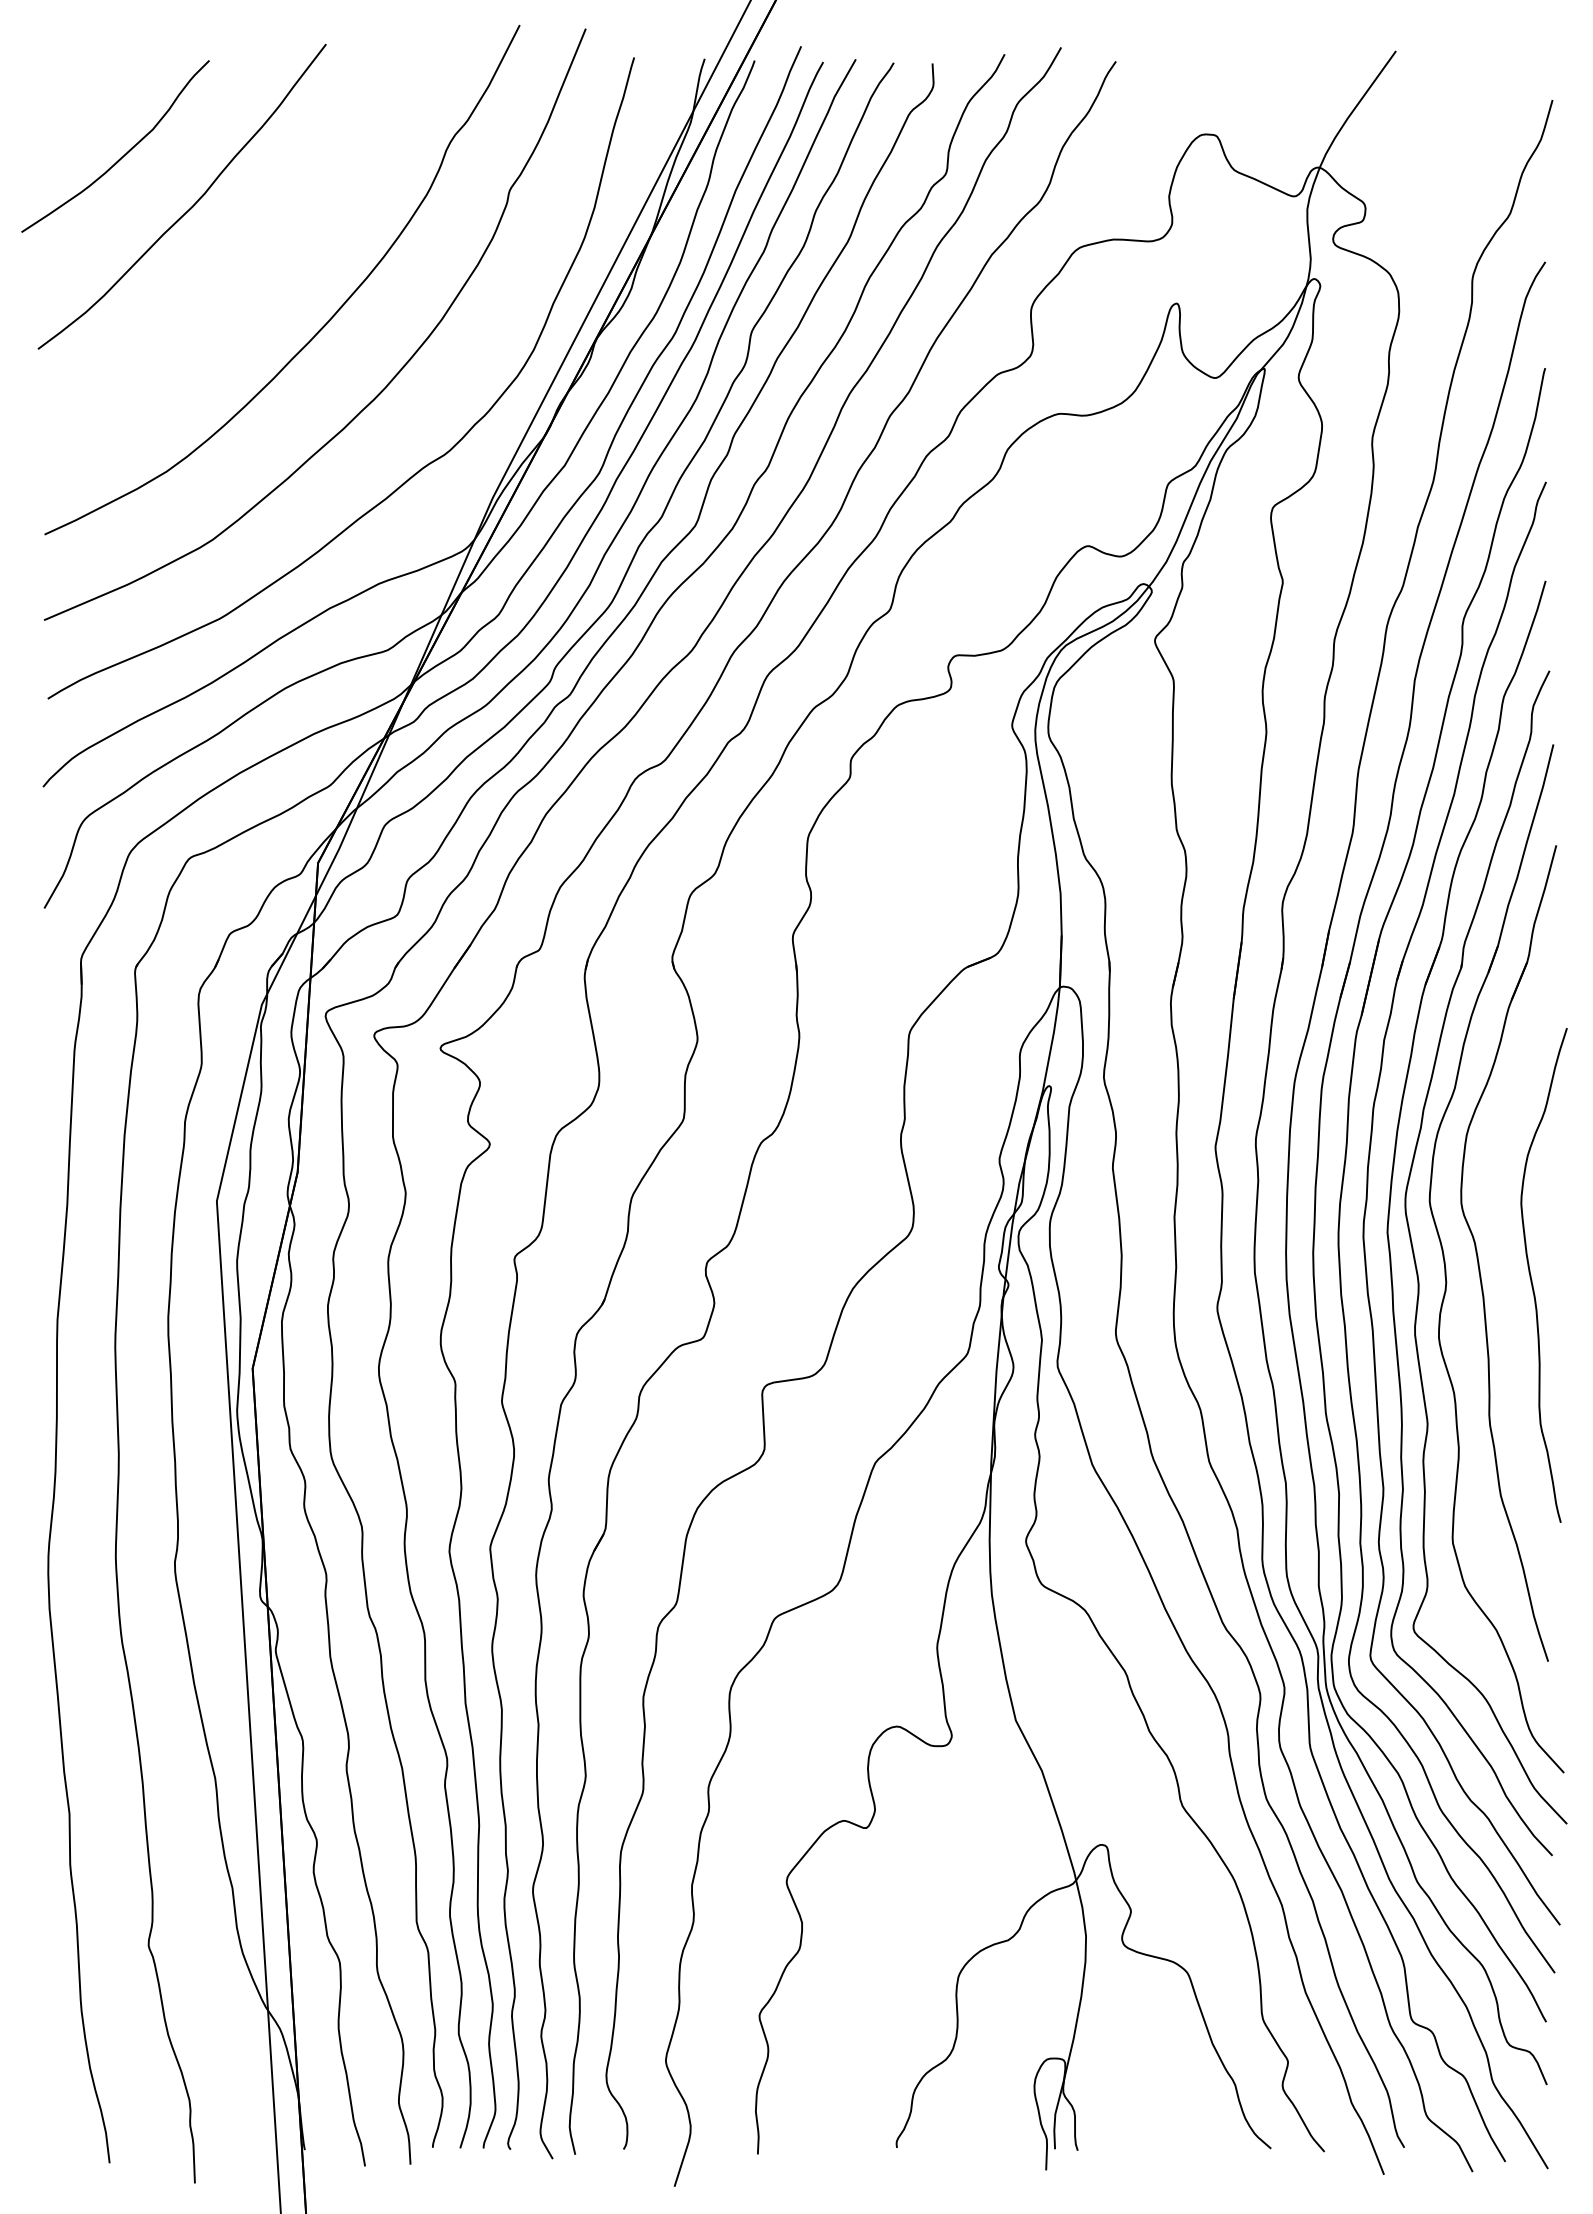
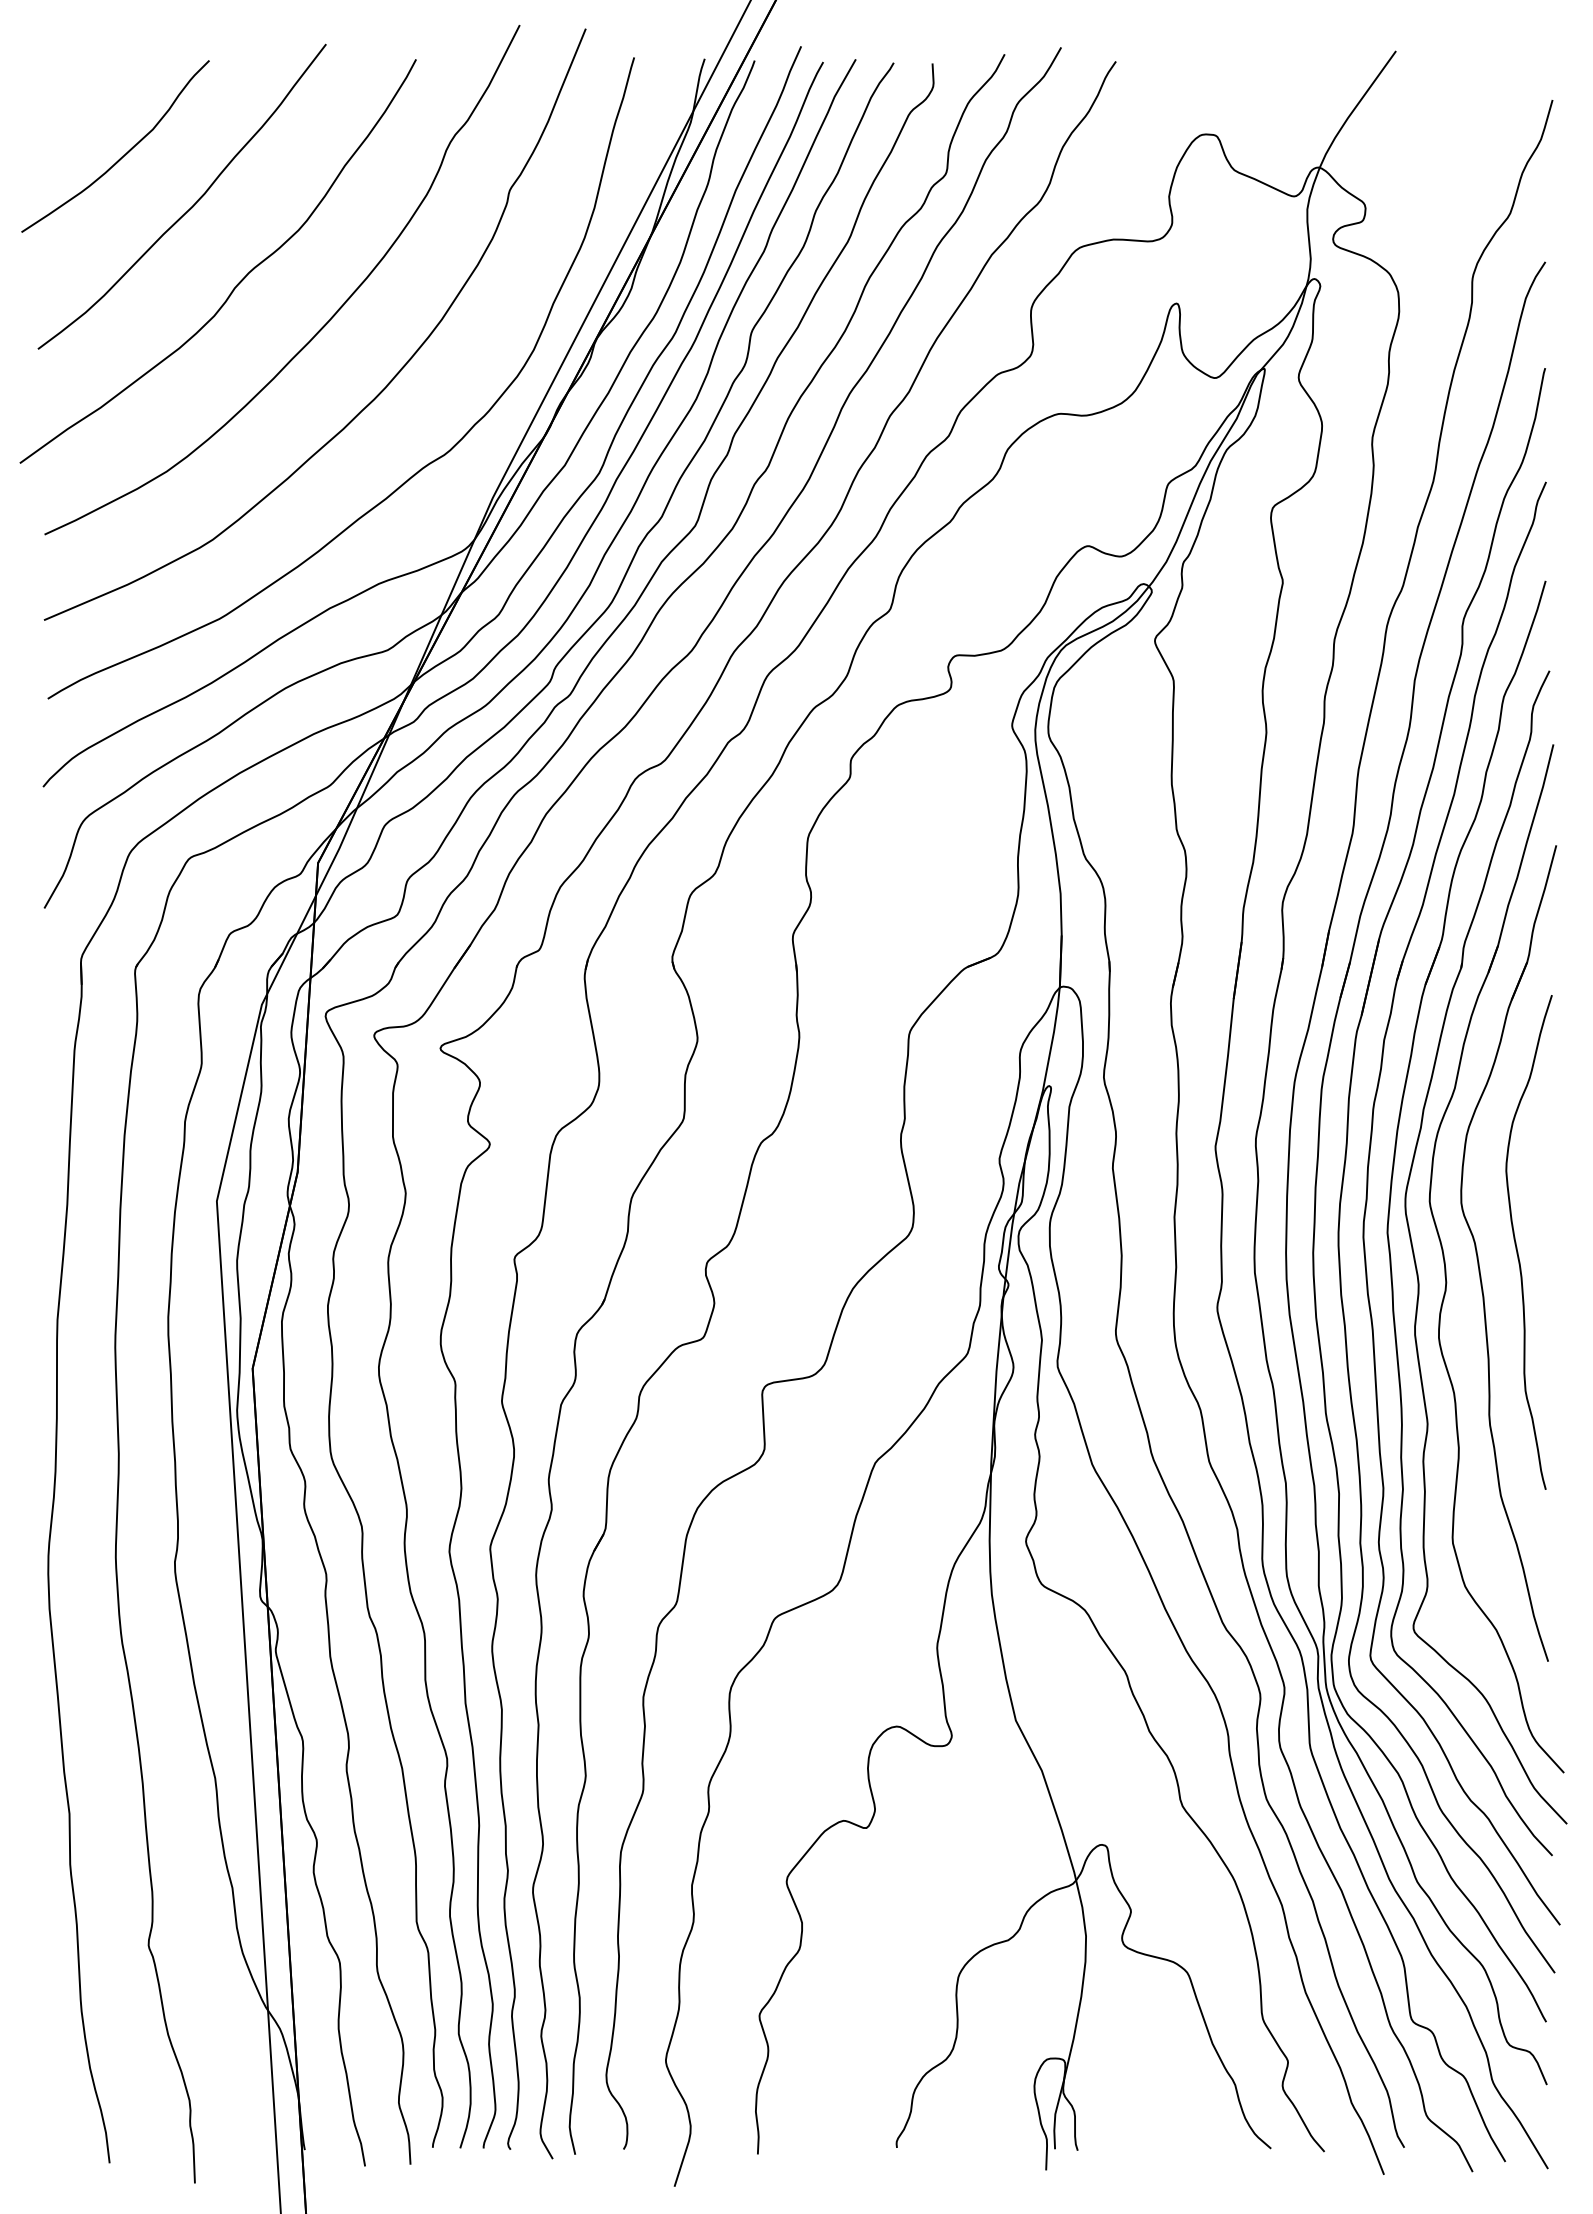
curve: none -> present (238, 282)
curve position: (1532, 1279) -> (1517, 1246) (1517, 1246)
